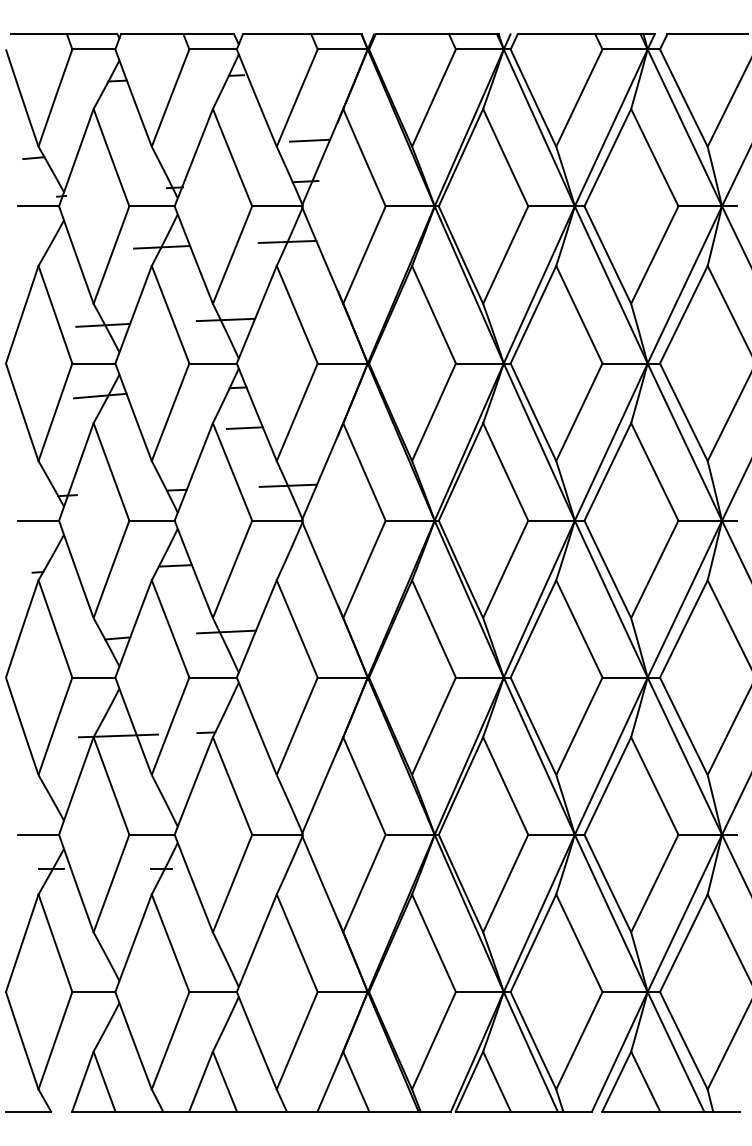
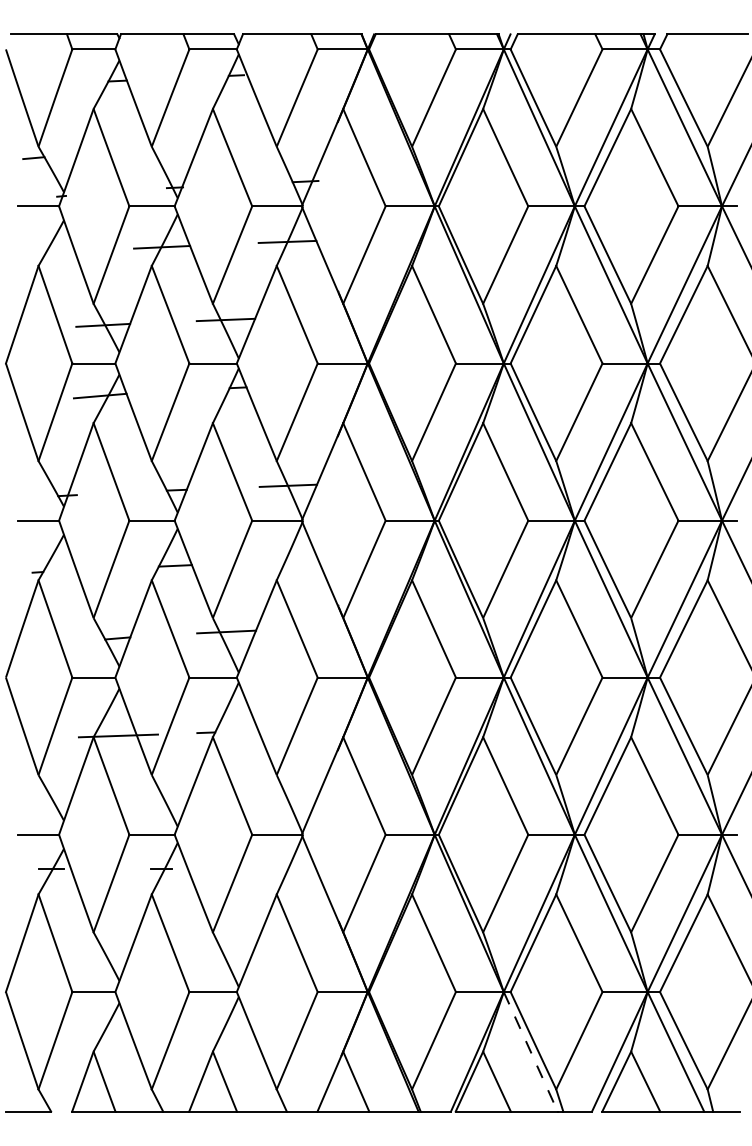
line: present -> none (309, 140)
line: present -> none (244, 427)
line: solid -> dashed (530, 1051)
